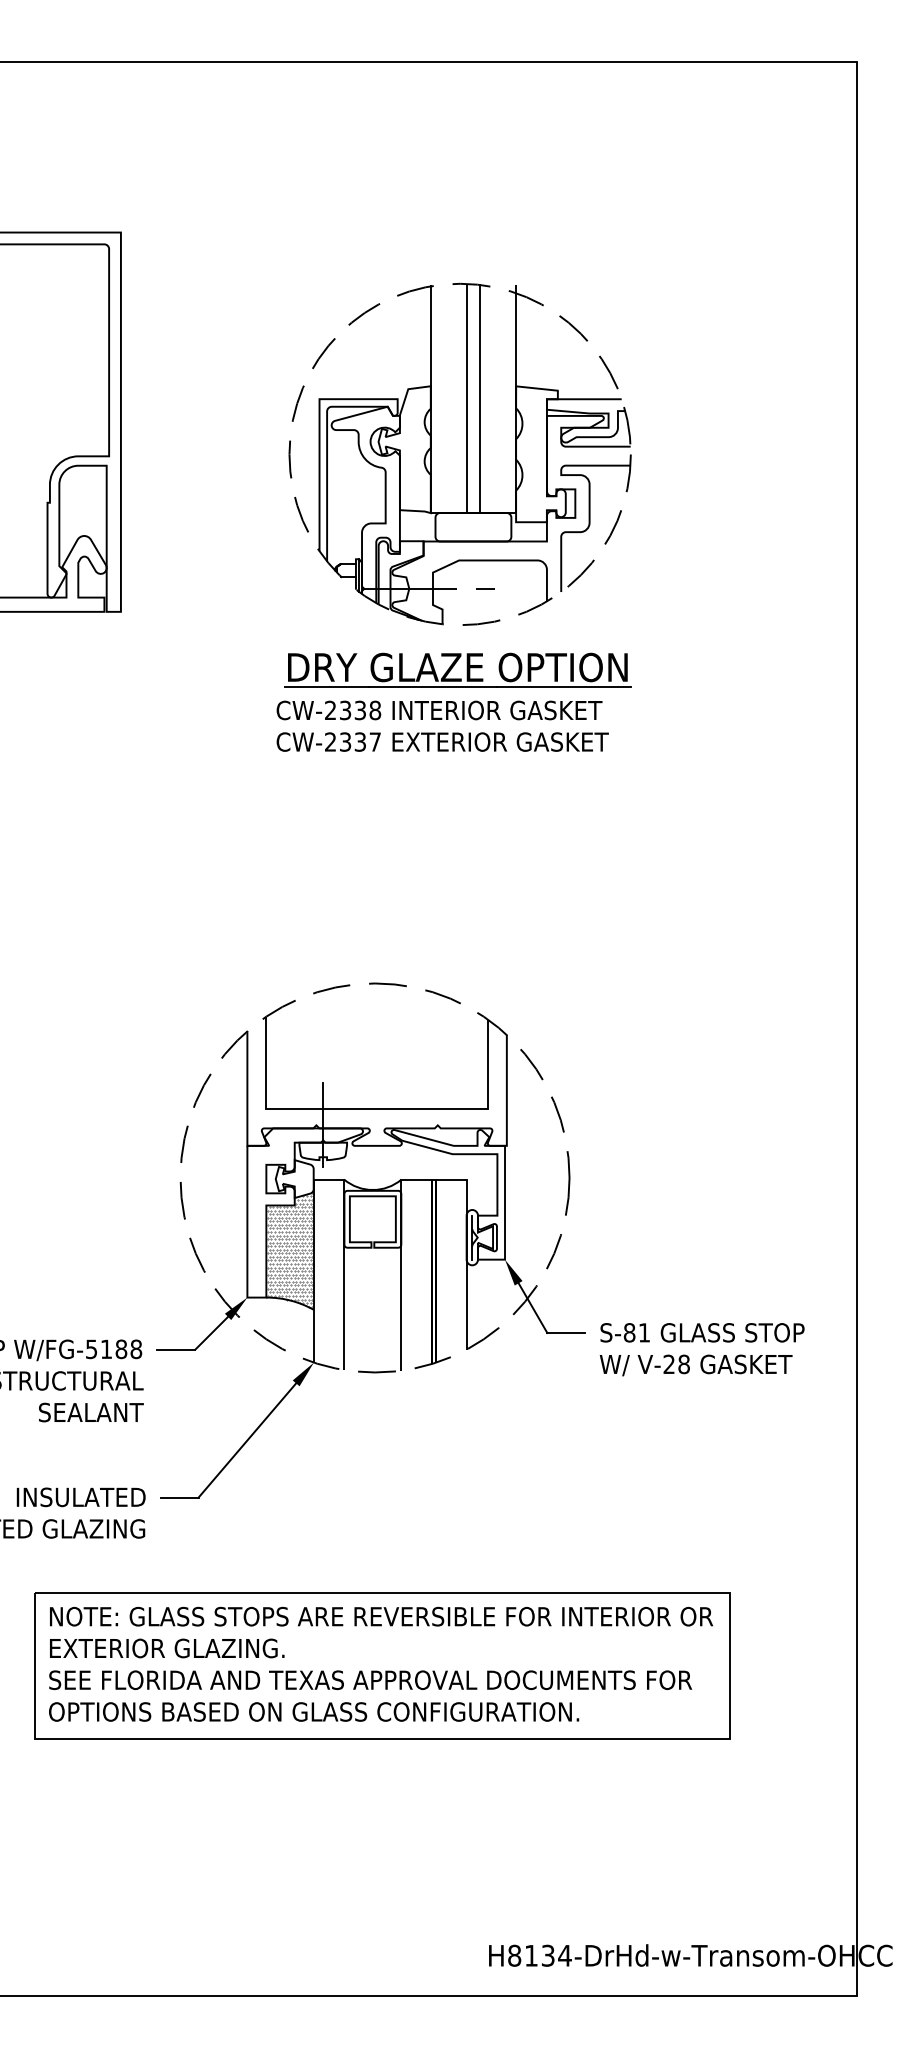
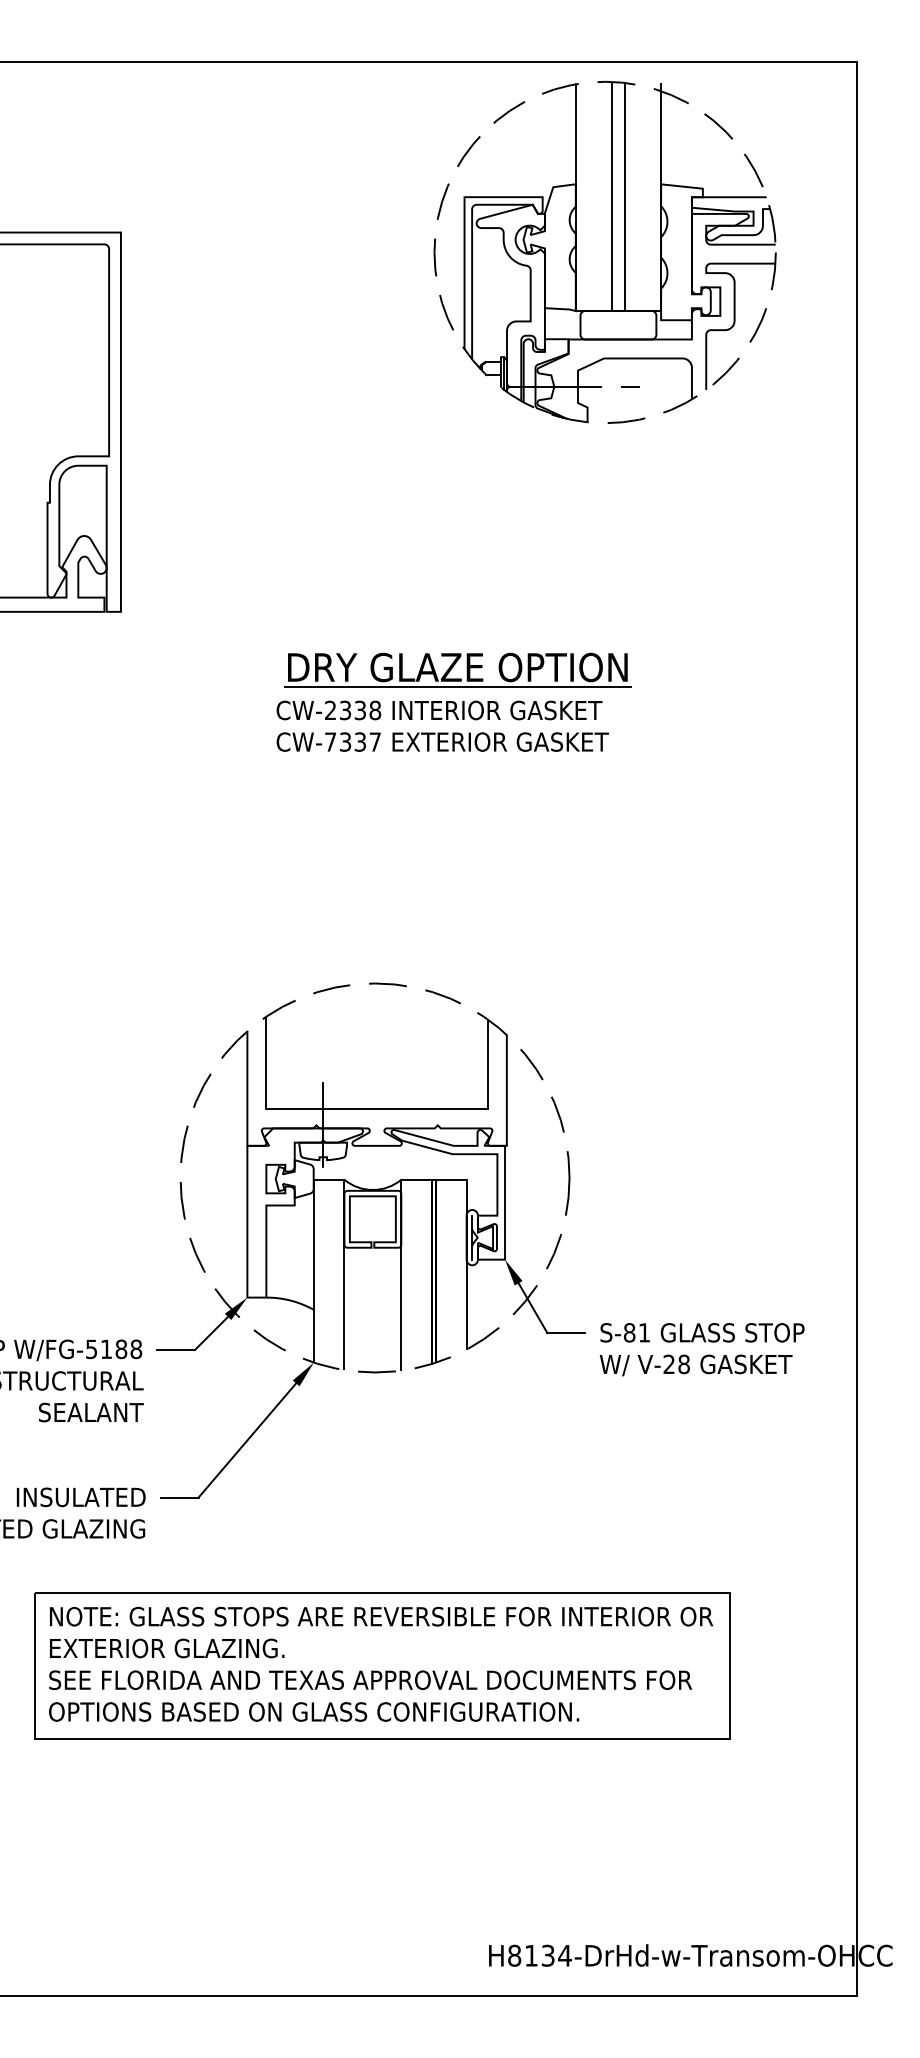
part position: (466, 453) -> (611, 251) (611, 251)
text: CW-2337 -> CW-7337 (330, 741)
hatch: present -> none (289, 1249)
